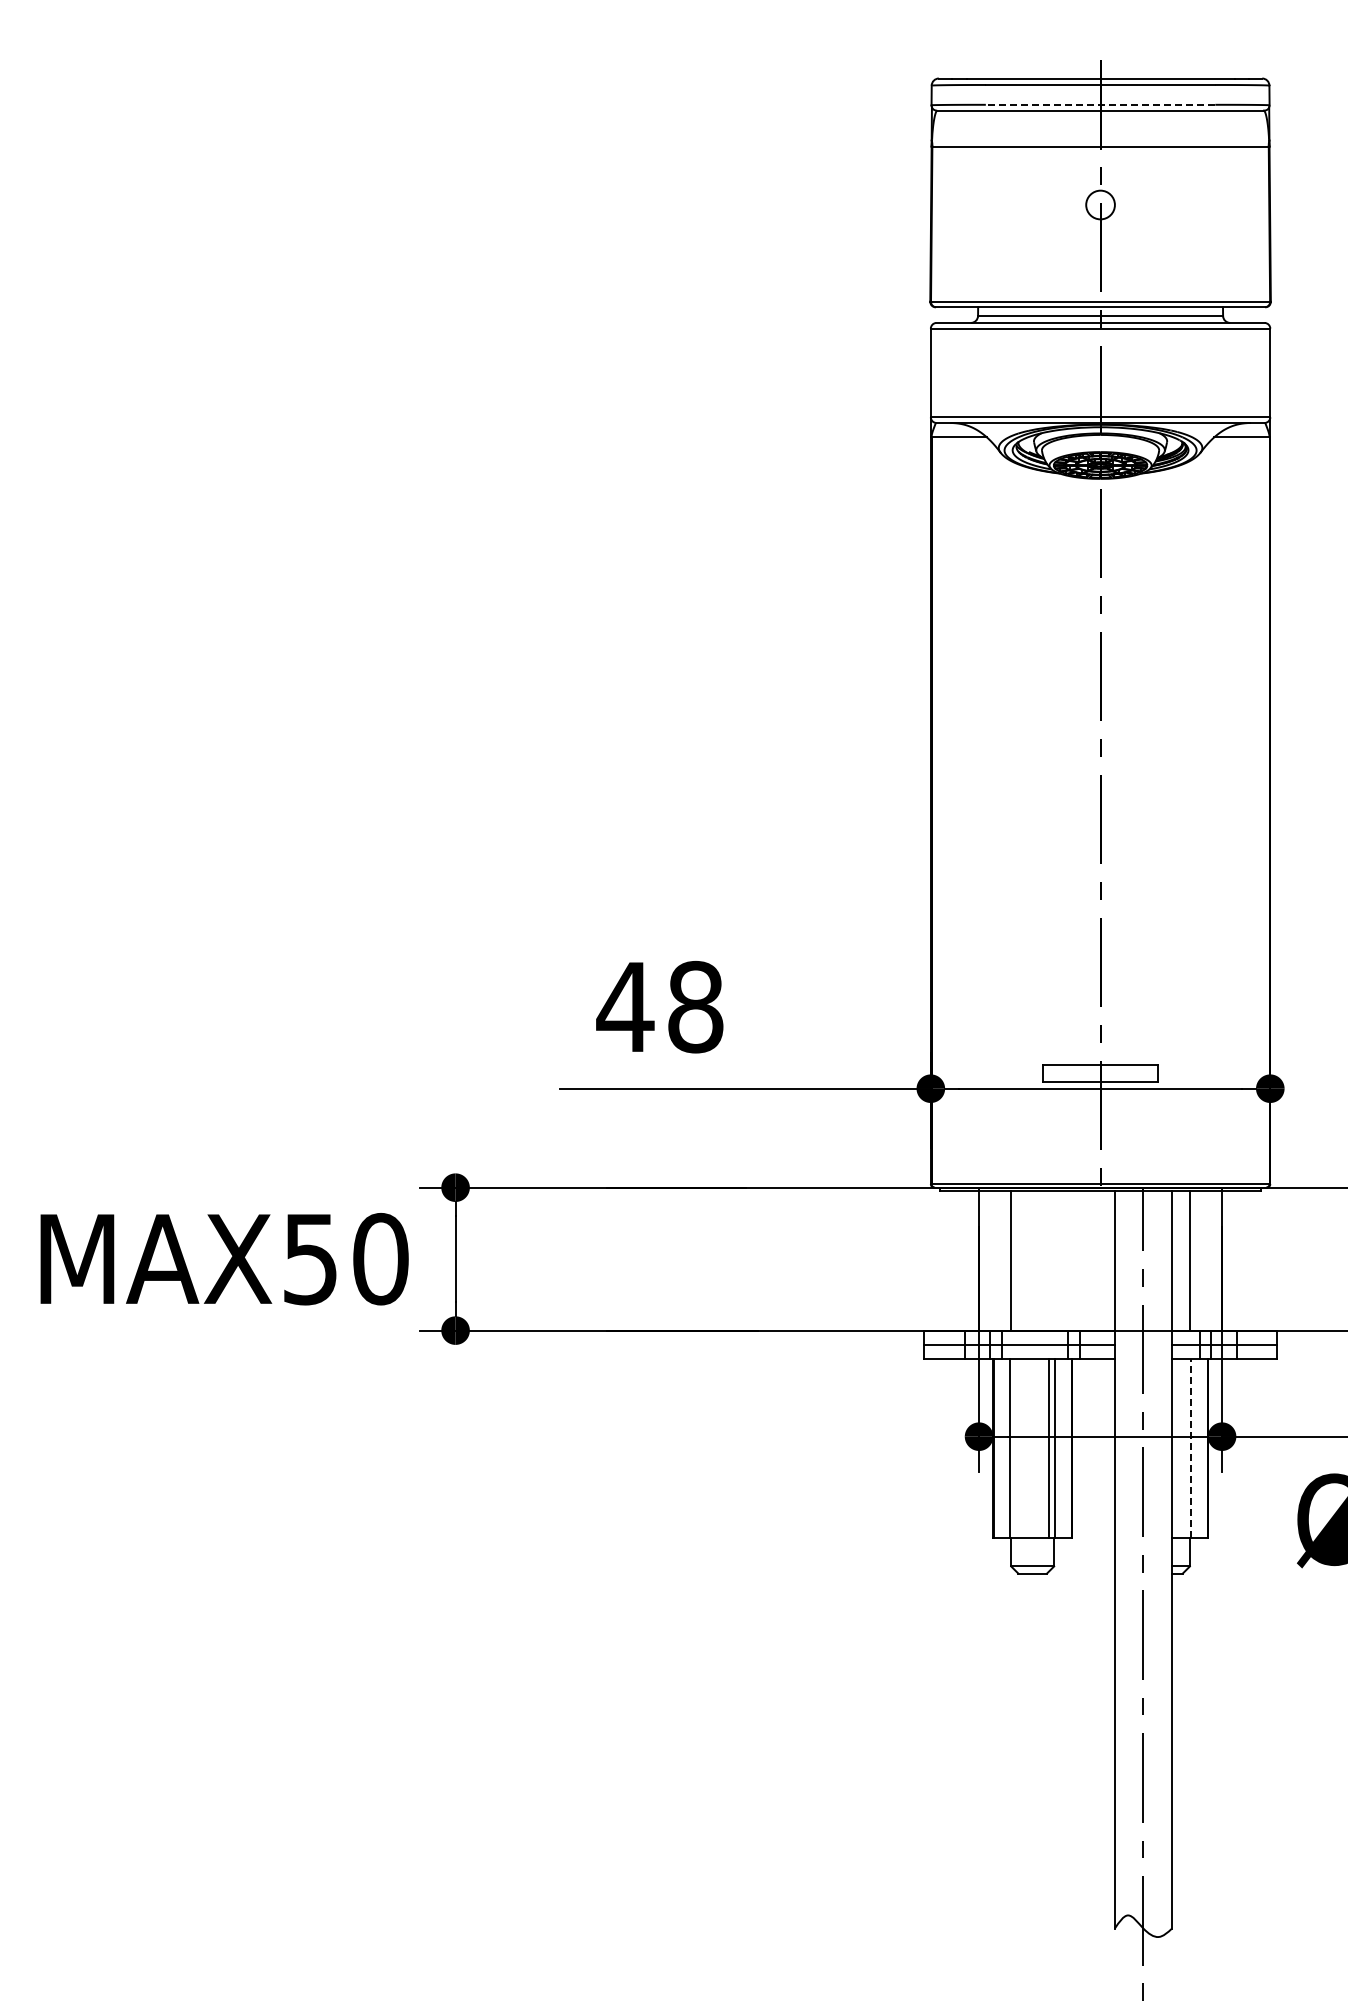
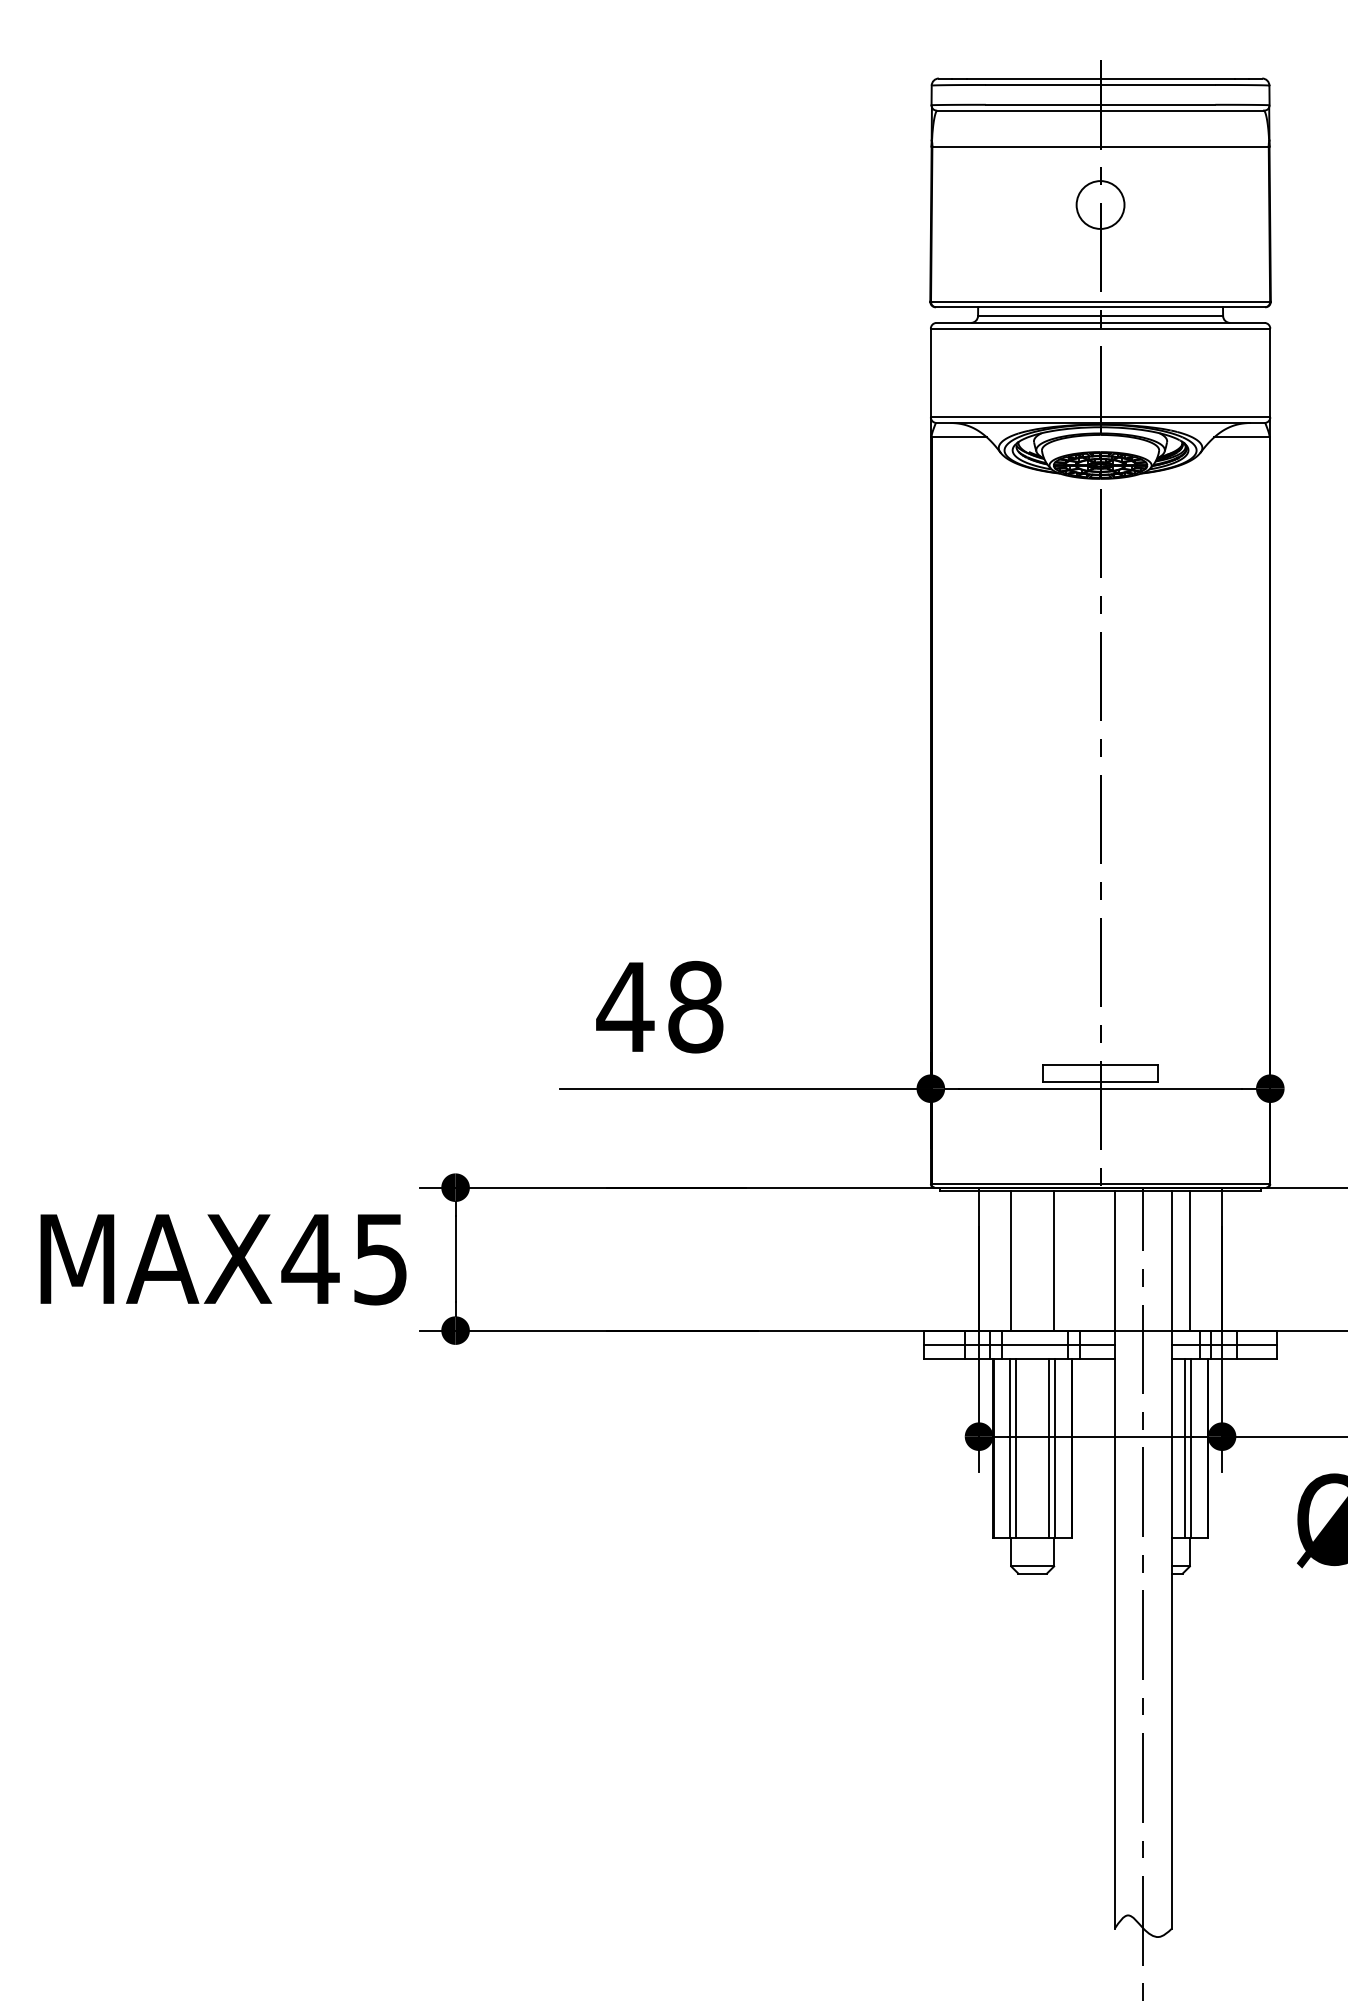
line: dashed -> solid (1100, 104)
circle diameter: 29 px -> 48 px (1100, 204)
text: MAX50 -> MAX45 (344, 1258)
line: none -> present (1054, 1260)
line: none -> present (1016, 1448)
line: none -> present (1184, 1448)
line: dashed -> solid (1191, 1448)
